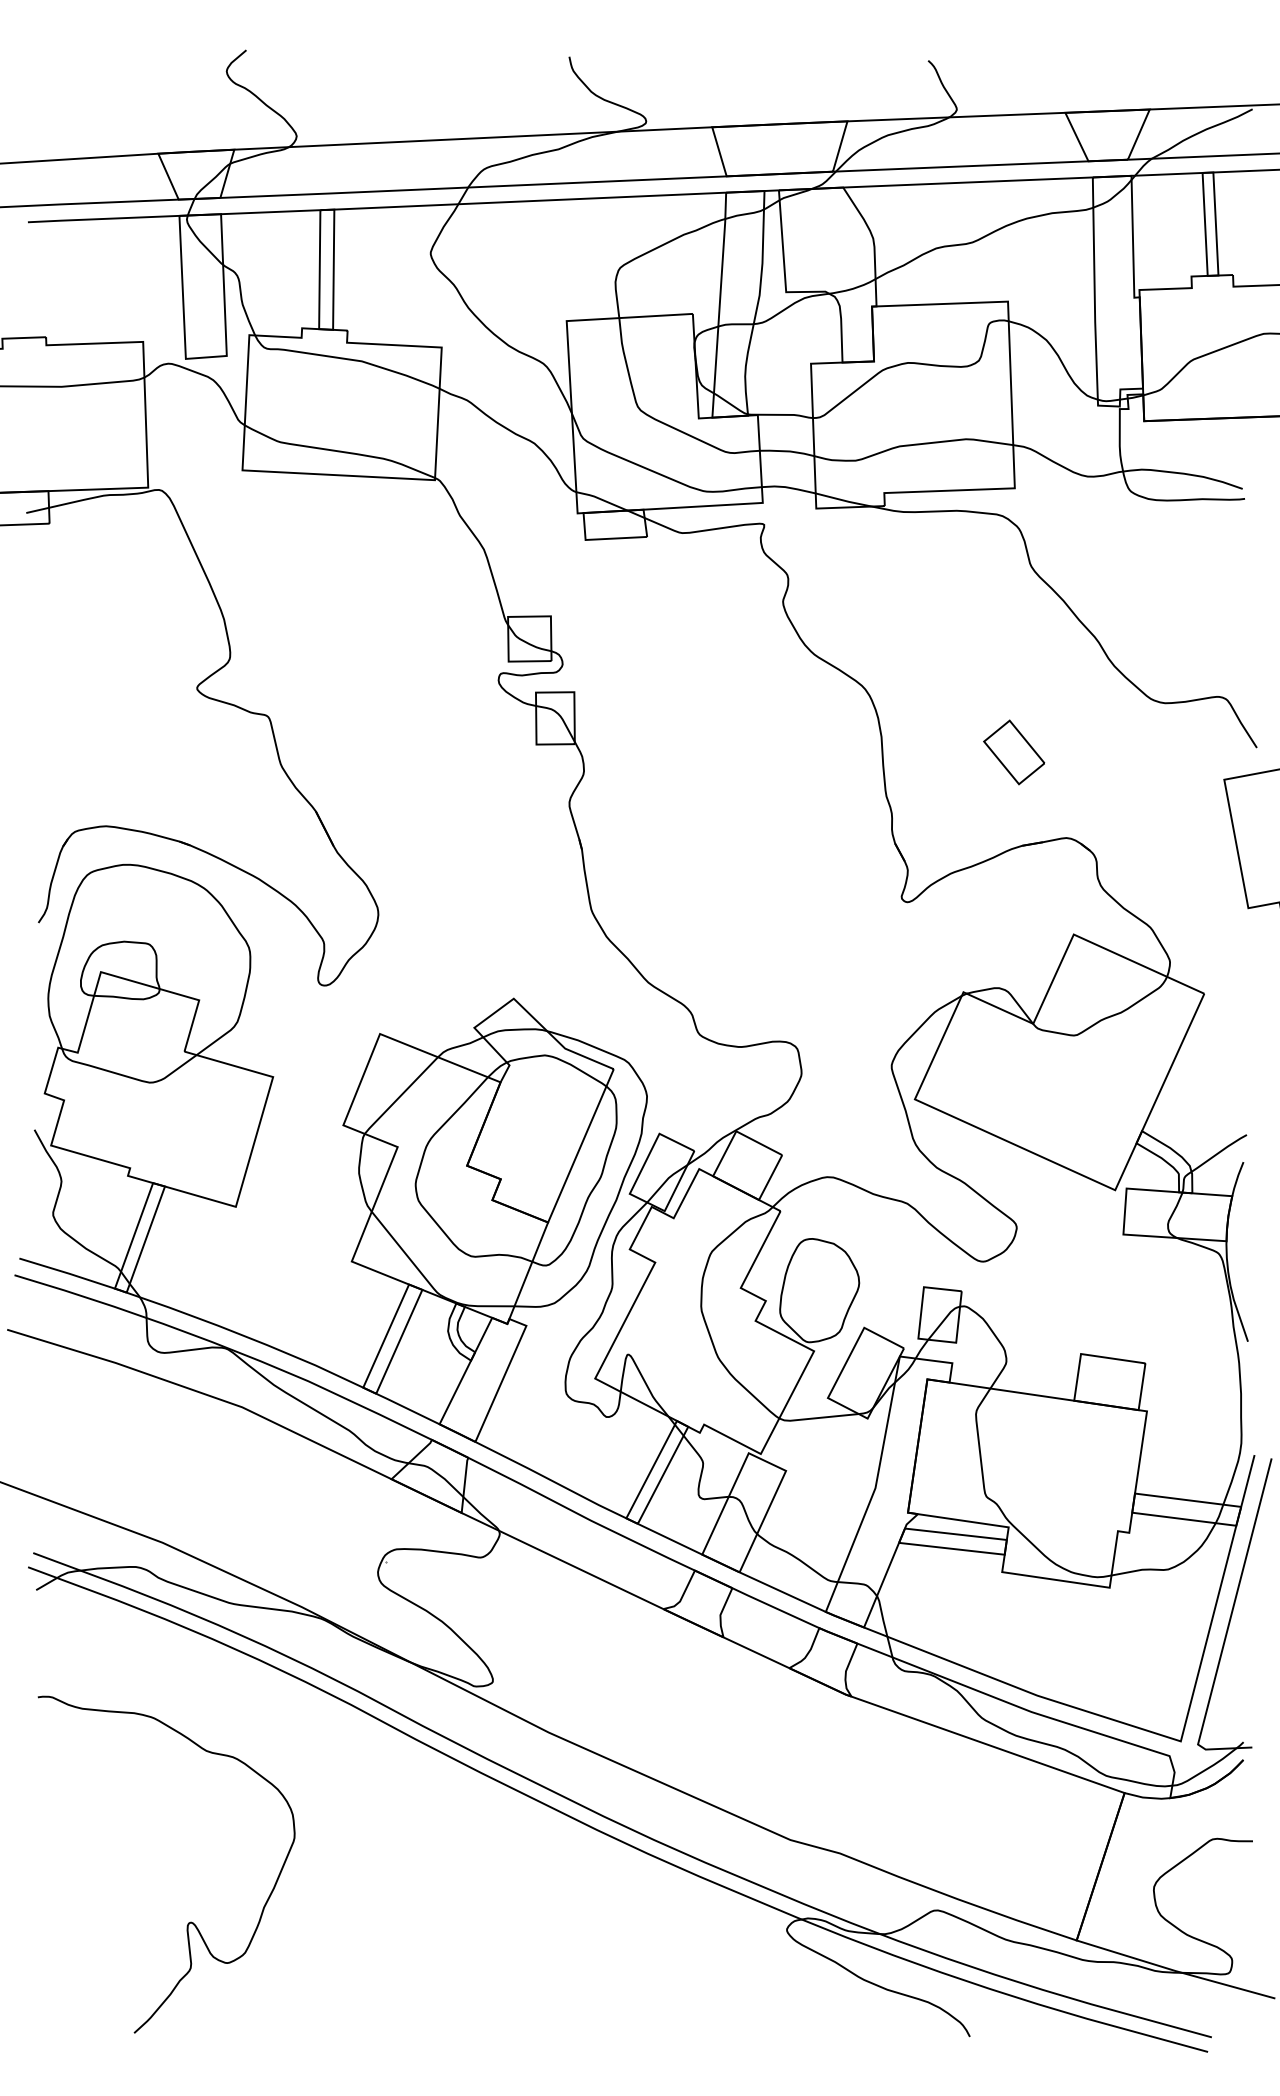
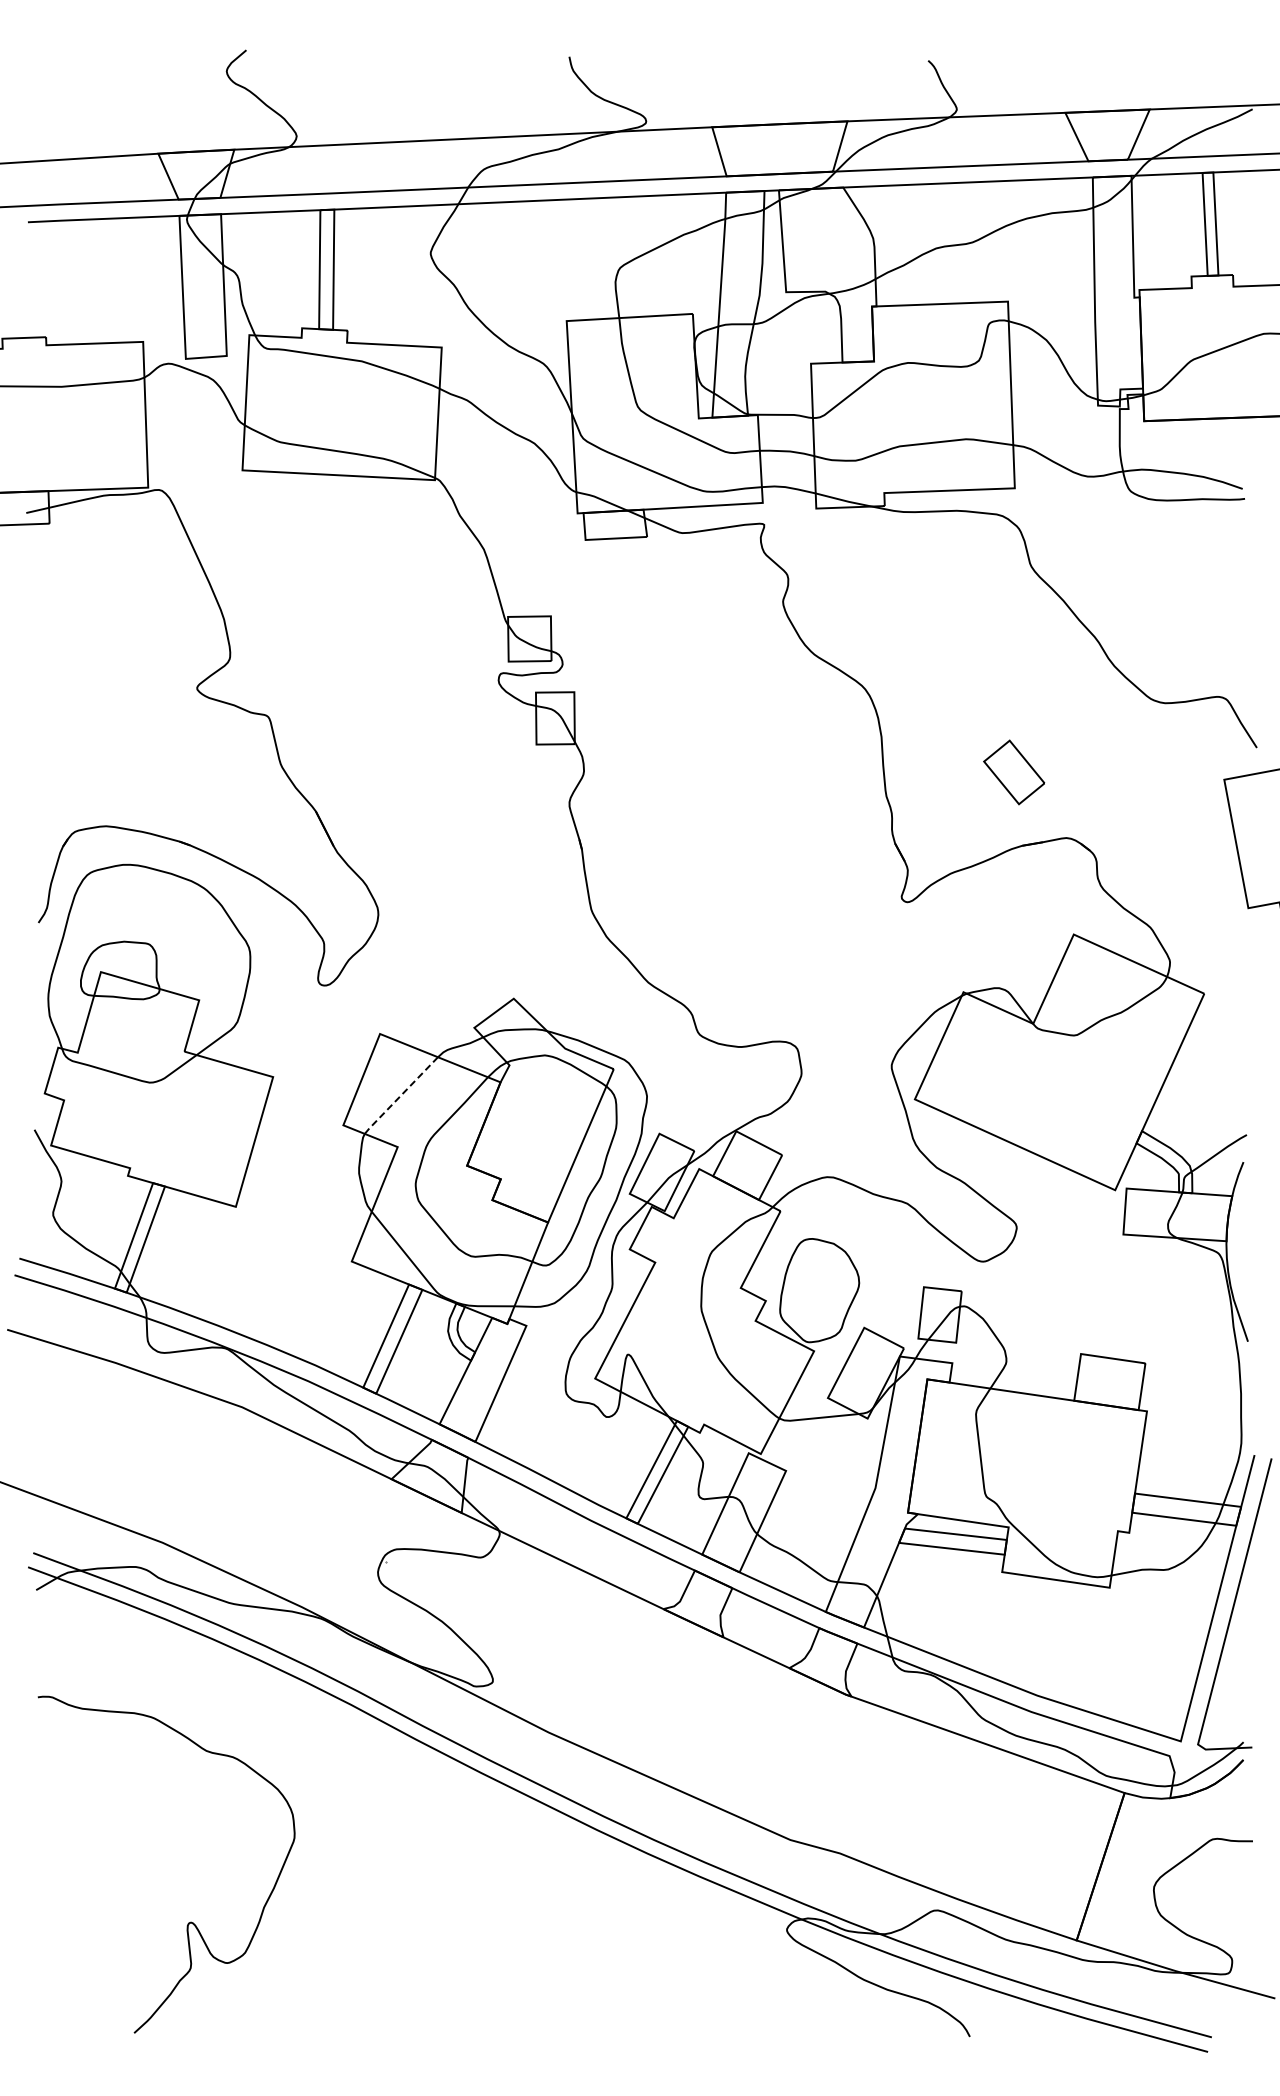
part position: (1014, 752) -> (1014, 772) (1014, 772)
line: solid -> dashed (400, 1095)
